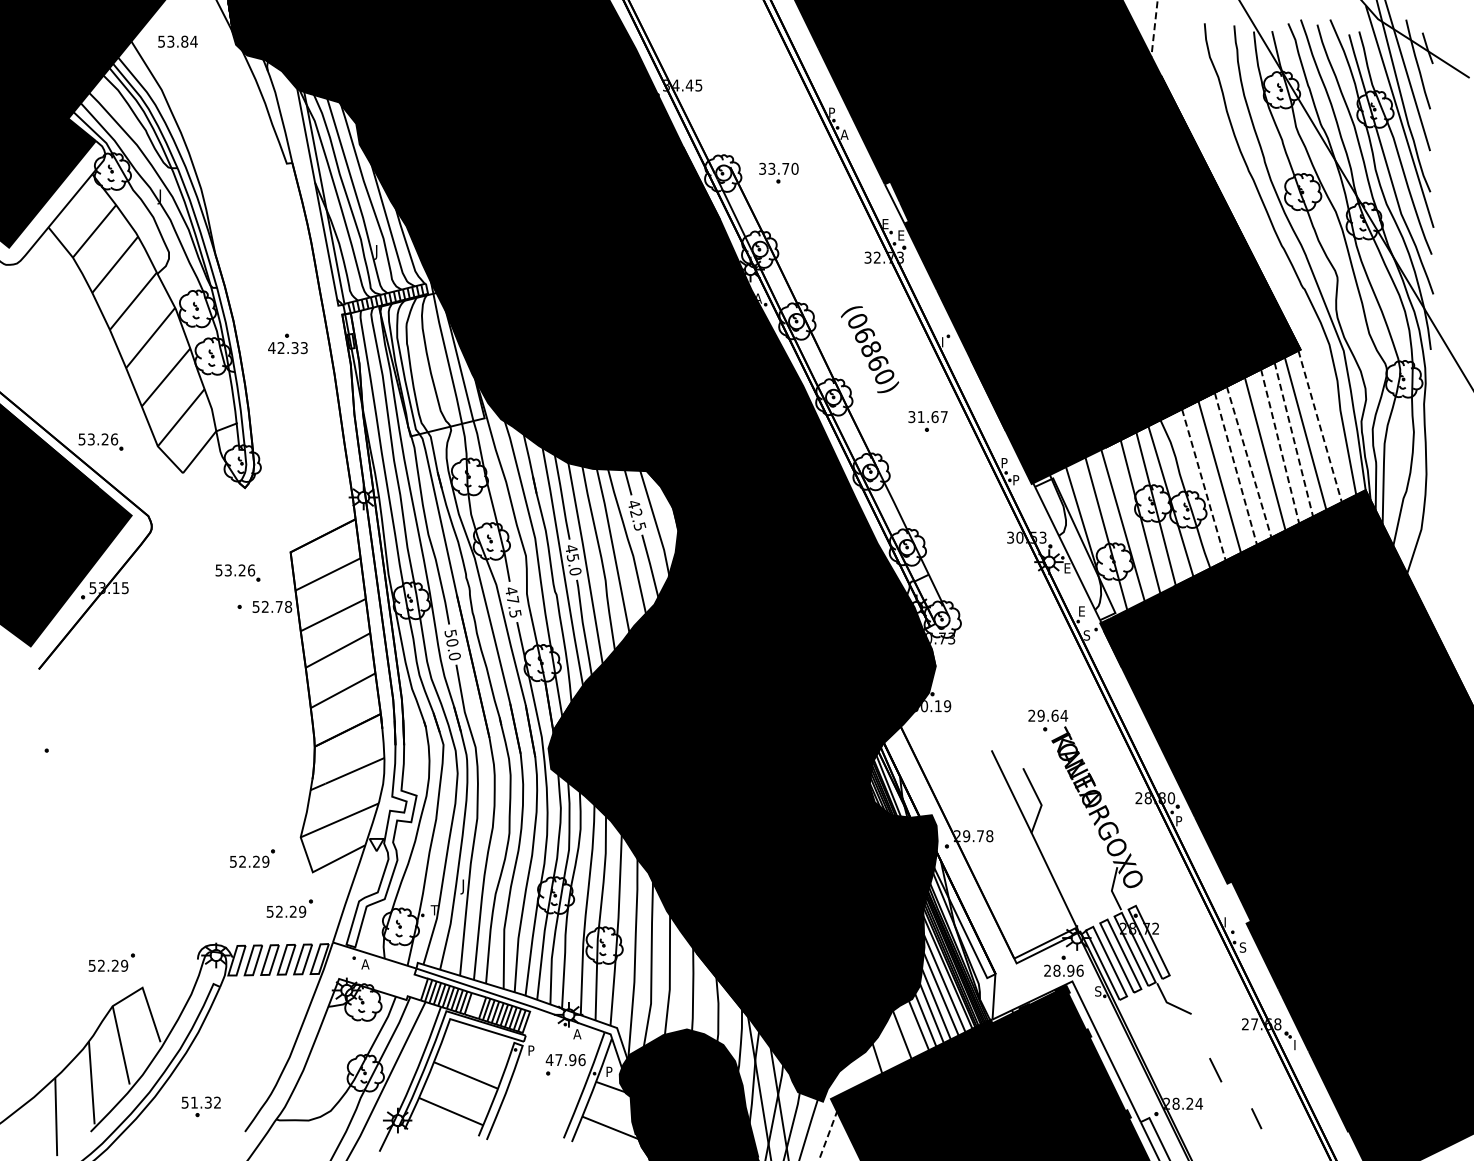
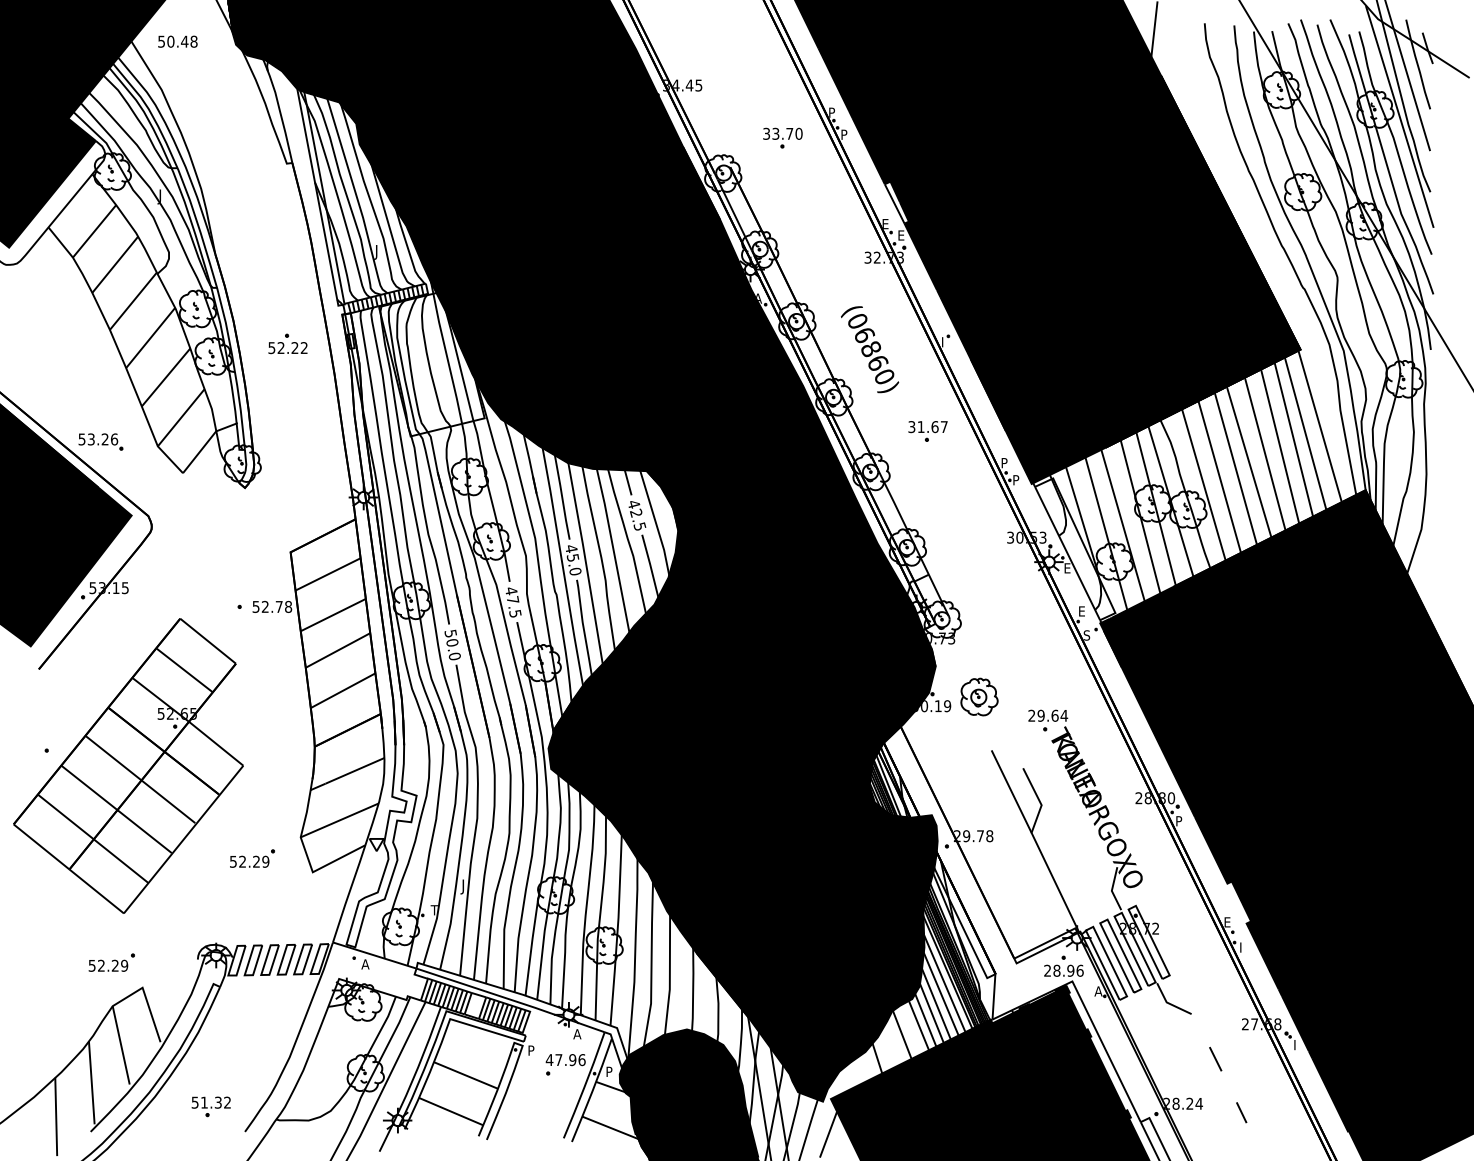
line: dashed -> solid (1154, 29)
text: 53.84 -> 50.48 (182, 41)
text: A -> P (844, 134)
part position: (778, 172) -> (782, 137) (782, 137)
text: 42.33 -> 52.22 (287, 348)
part position: (927, 421) -> (927, 431) (927, 431)
line: dashed -> solid (1320, 426)
line: dashed -> solid (1293, 440)
line: dashed -> solid (1280, 447)
line: dashed -> solid (1249, 462)
line: dashed -> solid (1235, 468)
line: dashed -> solid (1203, 484)
part: present -> none (237, 572)
part: none -> present (979, 696)
part: none -> present (128, 765)
part: present -> none (289, 908)
text: I -> E (1228, 922)
text: S -> I (1242, 947)
text: S -> A (1098, 991)
line position: (1215, 1070) -> (1215, 1059) (1215, 1059)
part position: (200, 1106) -> (210, 1106) (210, 1106)
line position: (1256, 1118) -> (1241, 1112) (1241, 1112)
line: dashed -> solid (828, 1134)
